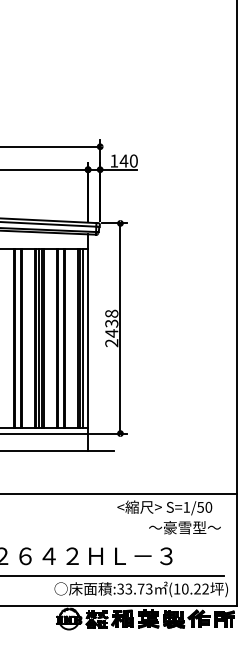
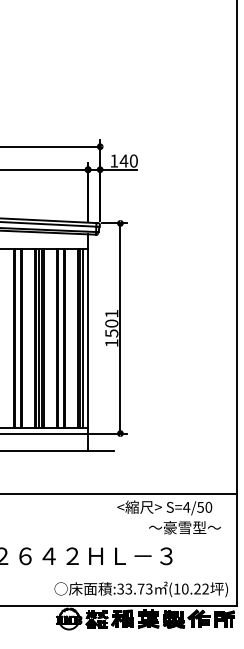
text: 2438 -> 1501 (111, 328)
text: S=1/50 -> S=4/50 (186, 507)
line: present -> none (112, 576)
